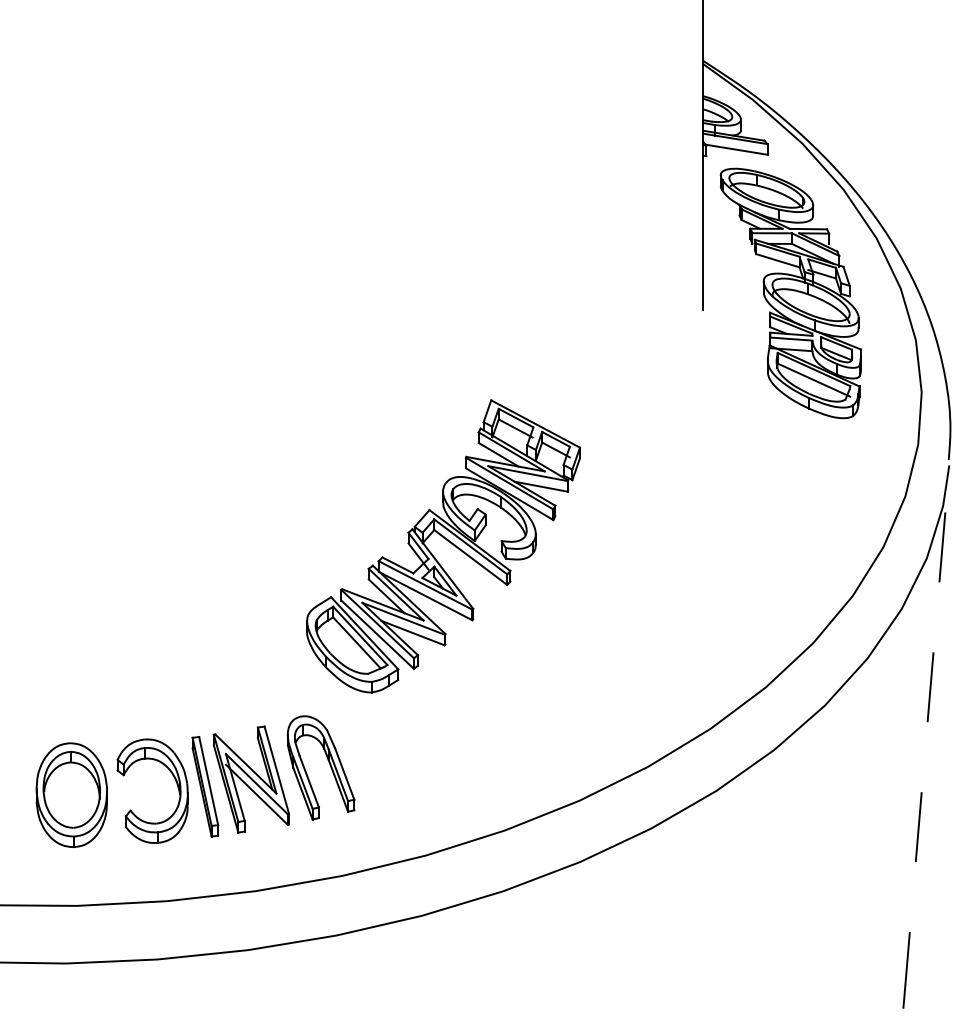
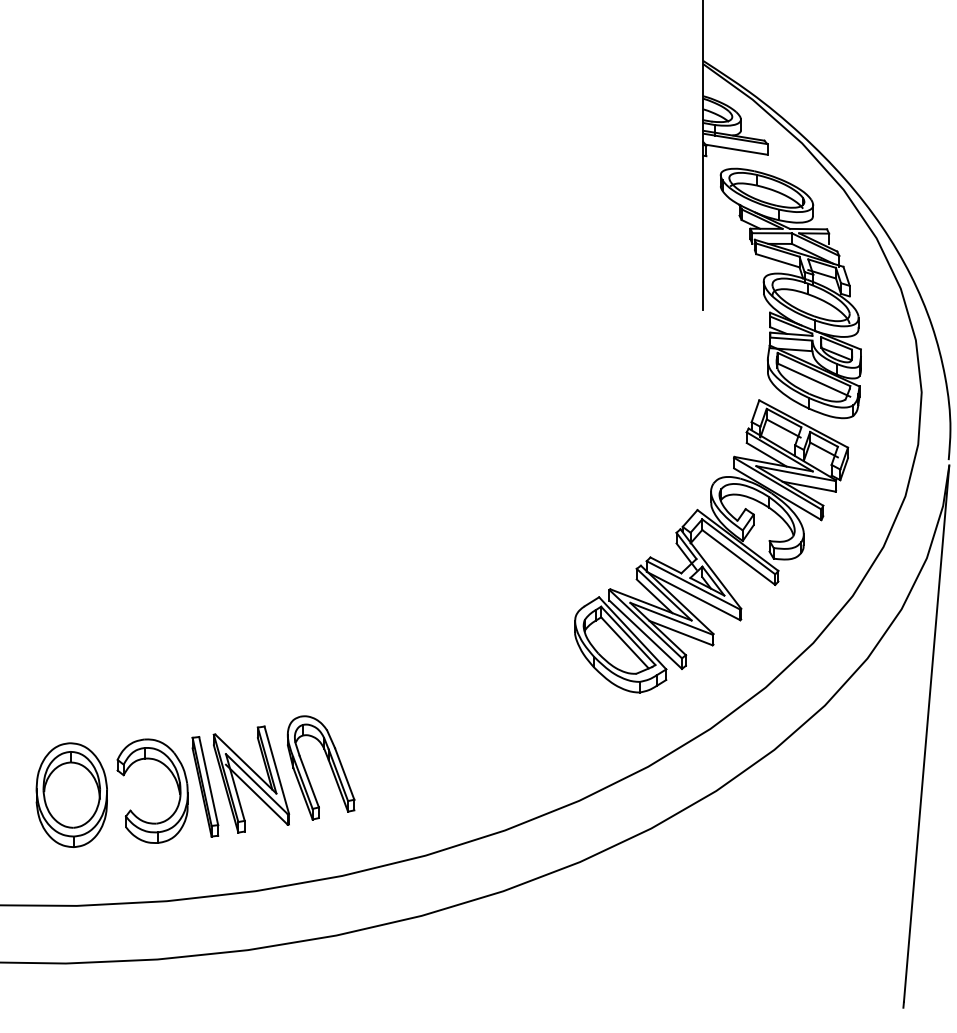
part position: (447, 541) -> (715, 541) (715, 541)
line: dashed -> solid (926, 733)
